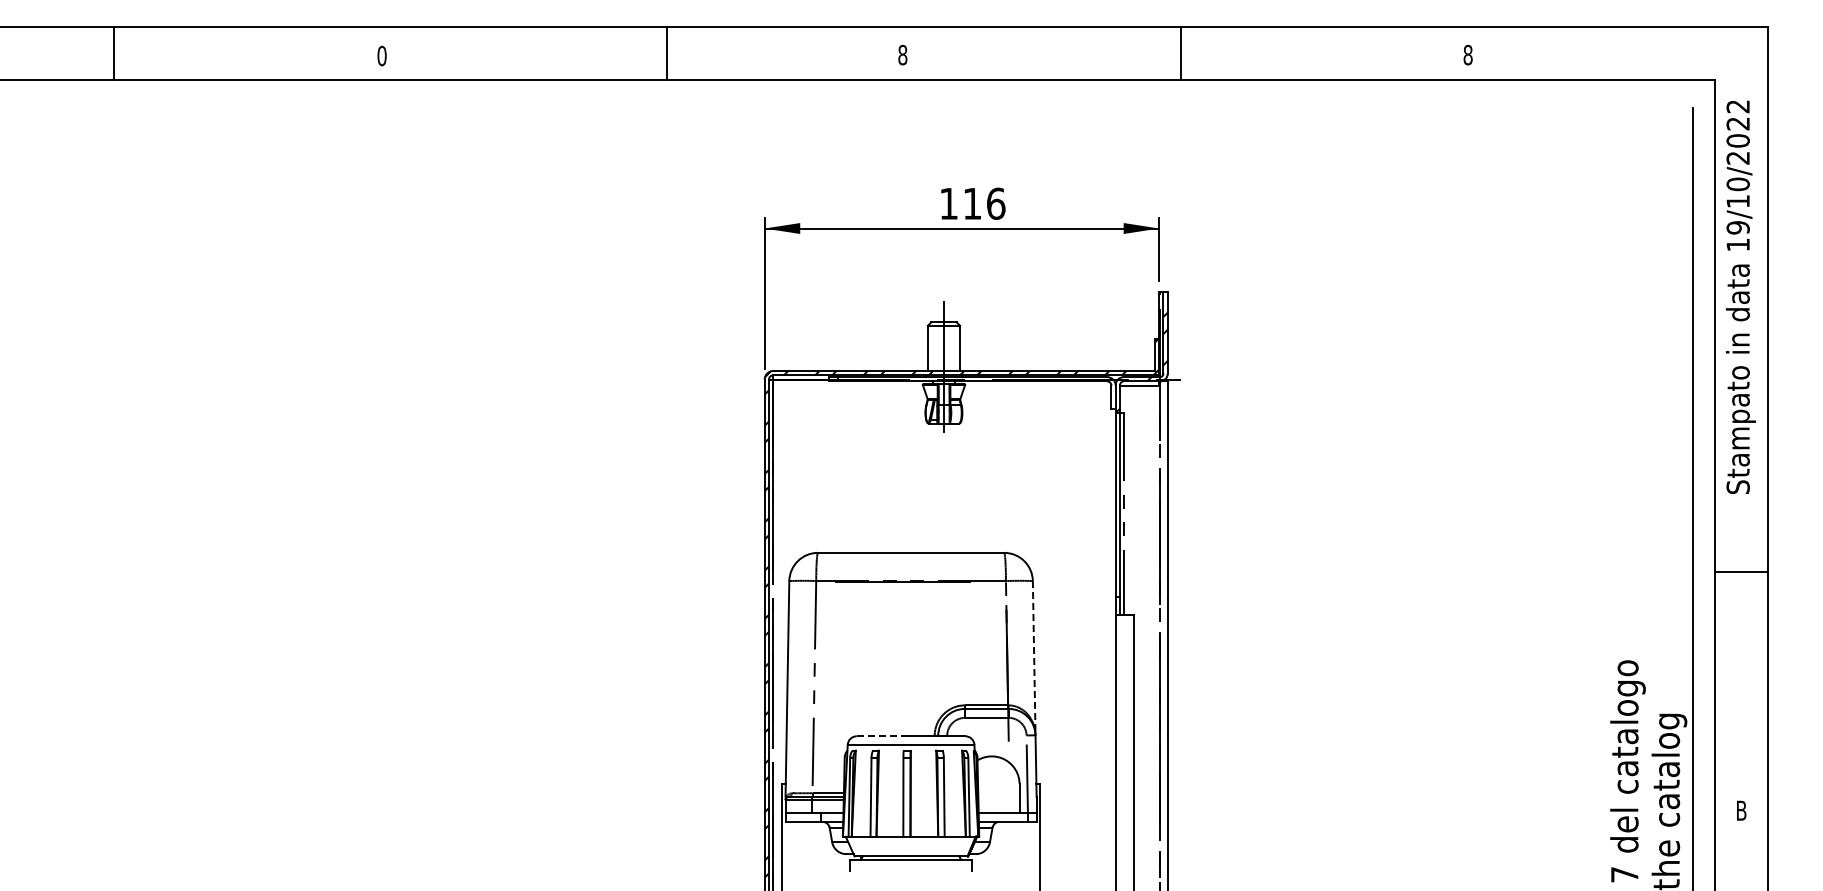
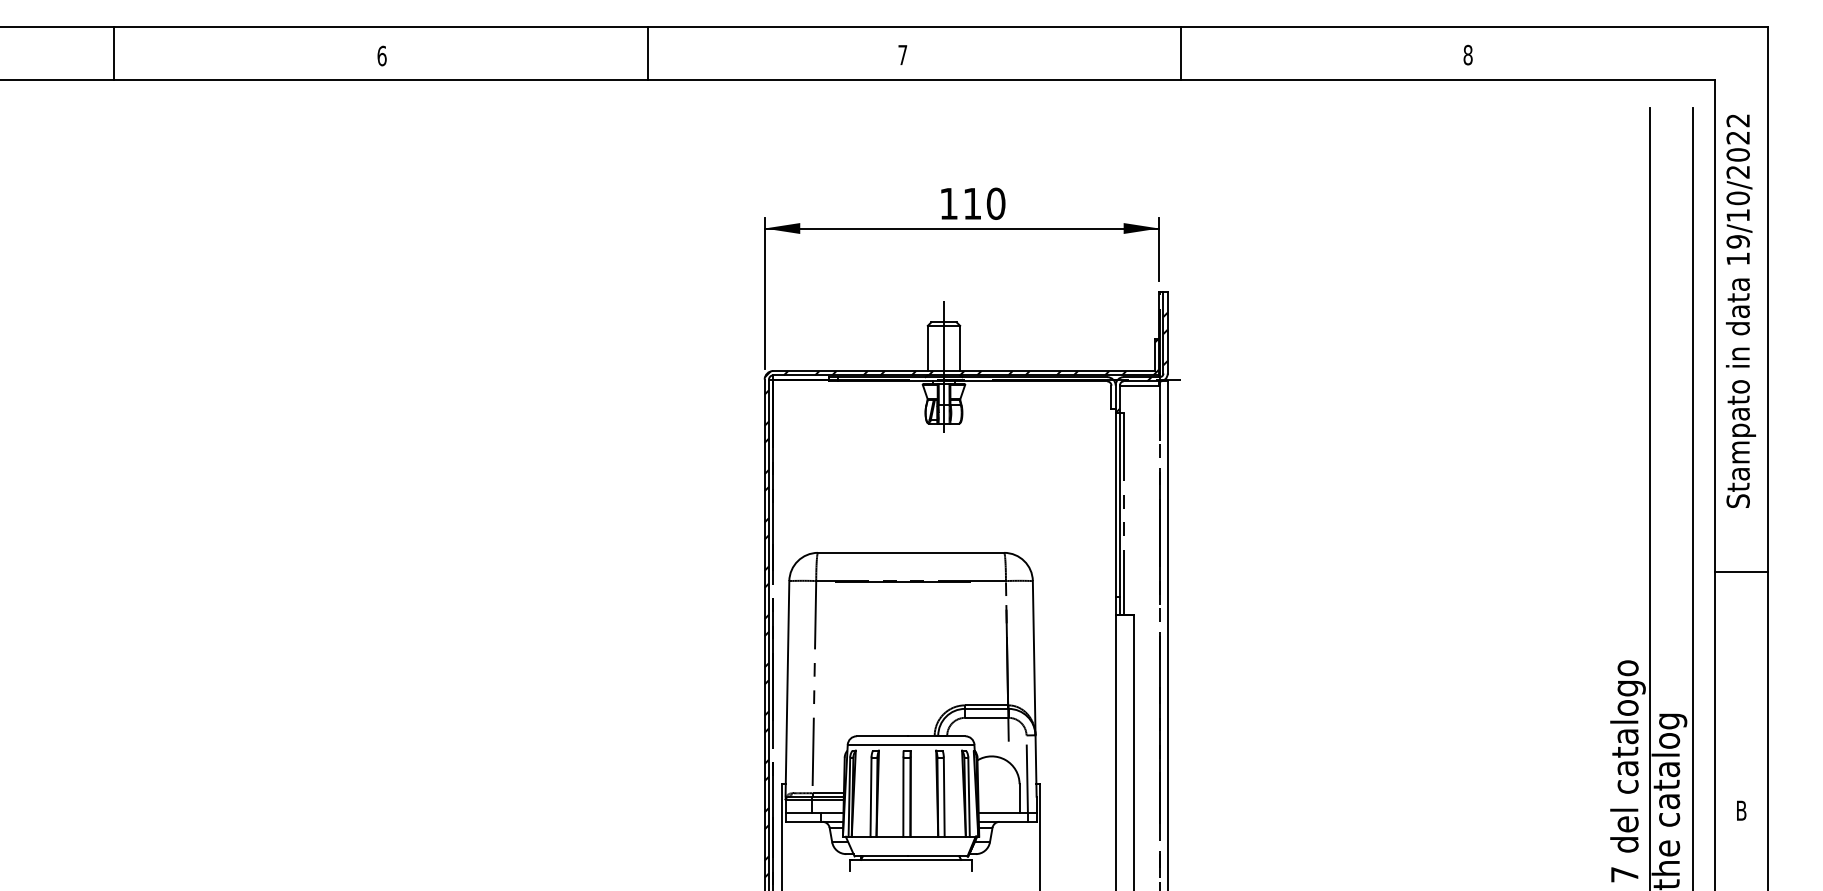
line position: (666, 53) -> (647, 53) (647, 53)
text: 8 -> 7 (902, 54)
text: 0 -> 6 (381, 55)
text: 116 -> 110 (995, 203)
text position: (1740, 296) -> (1740, 310) (1740, 310)
line: none -> present (1649, 497)
line: dashed -> solid (1034, 658)
line: dashed -> solid (882, 736)
